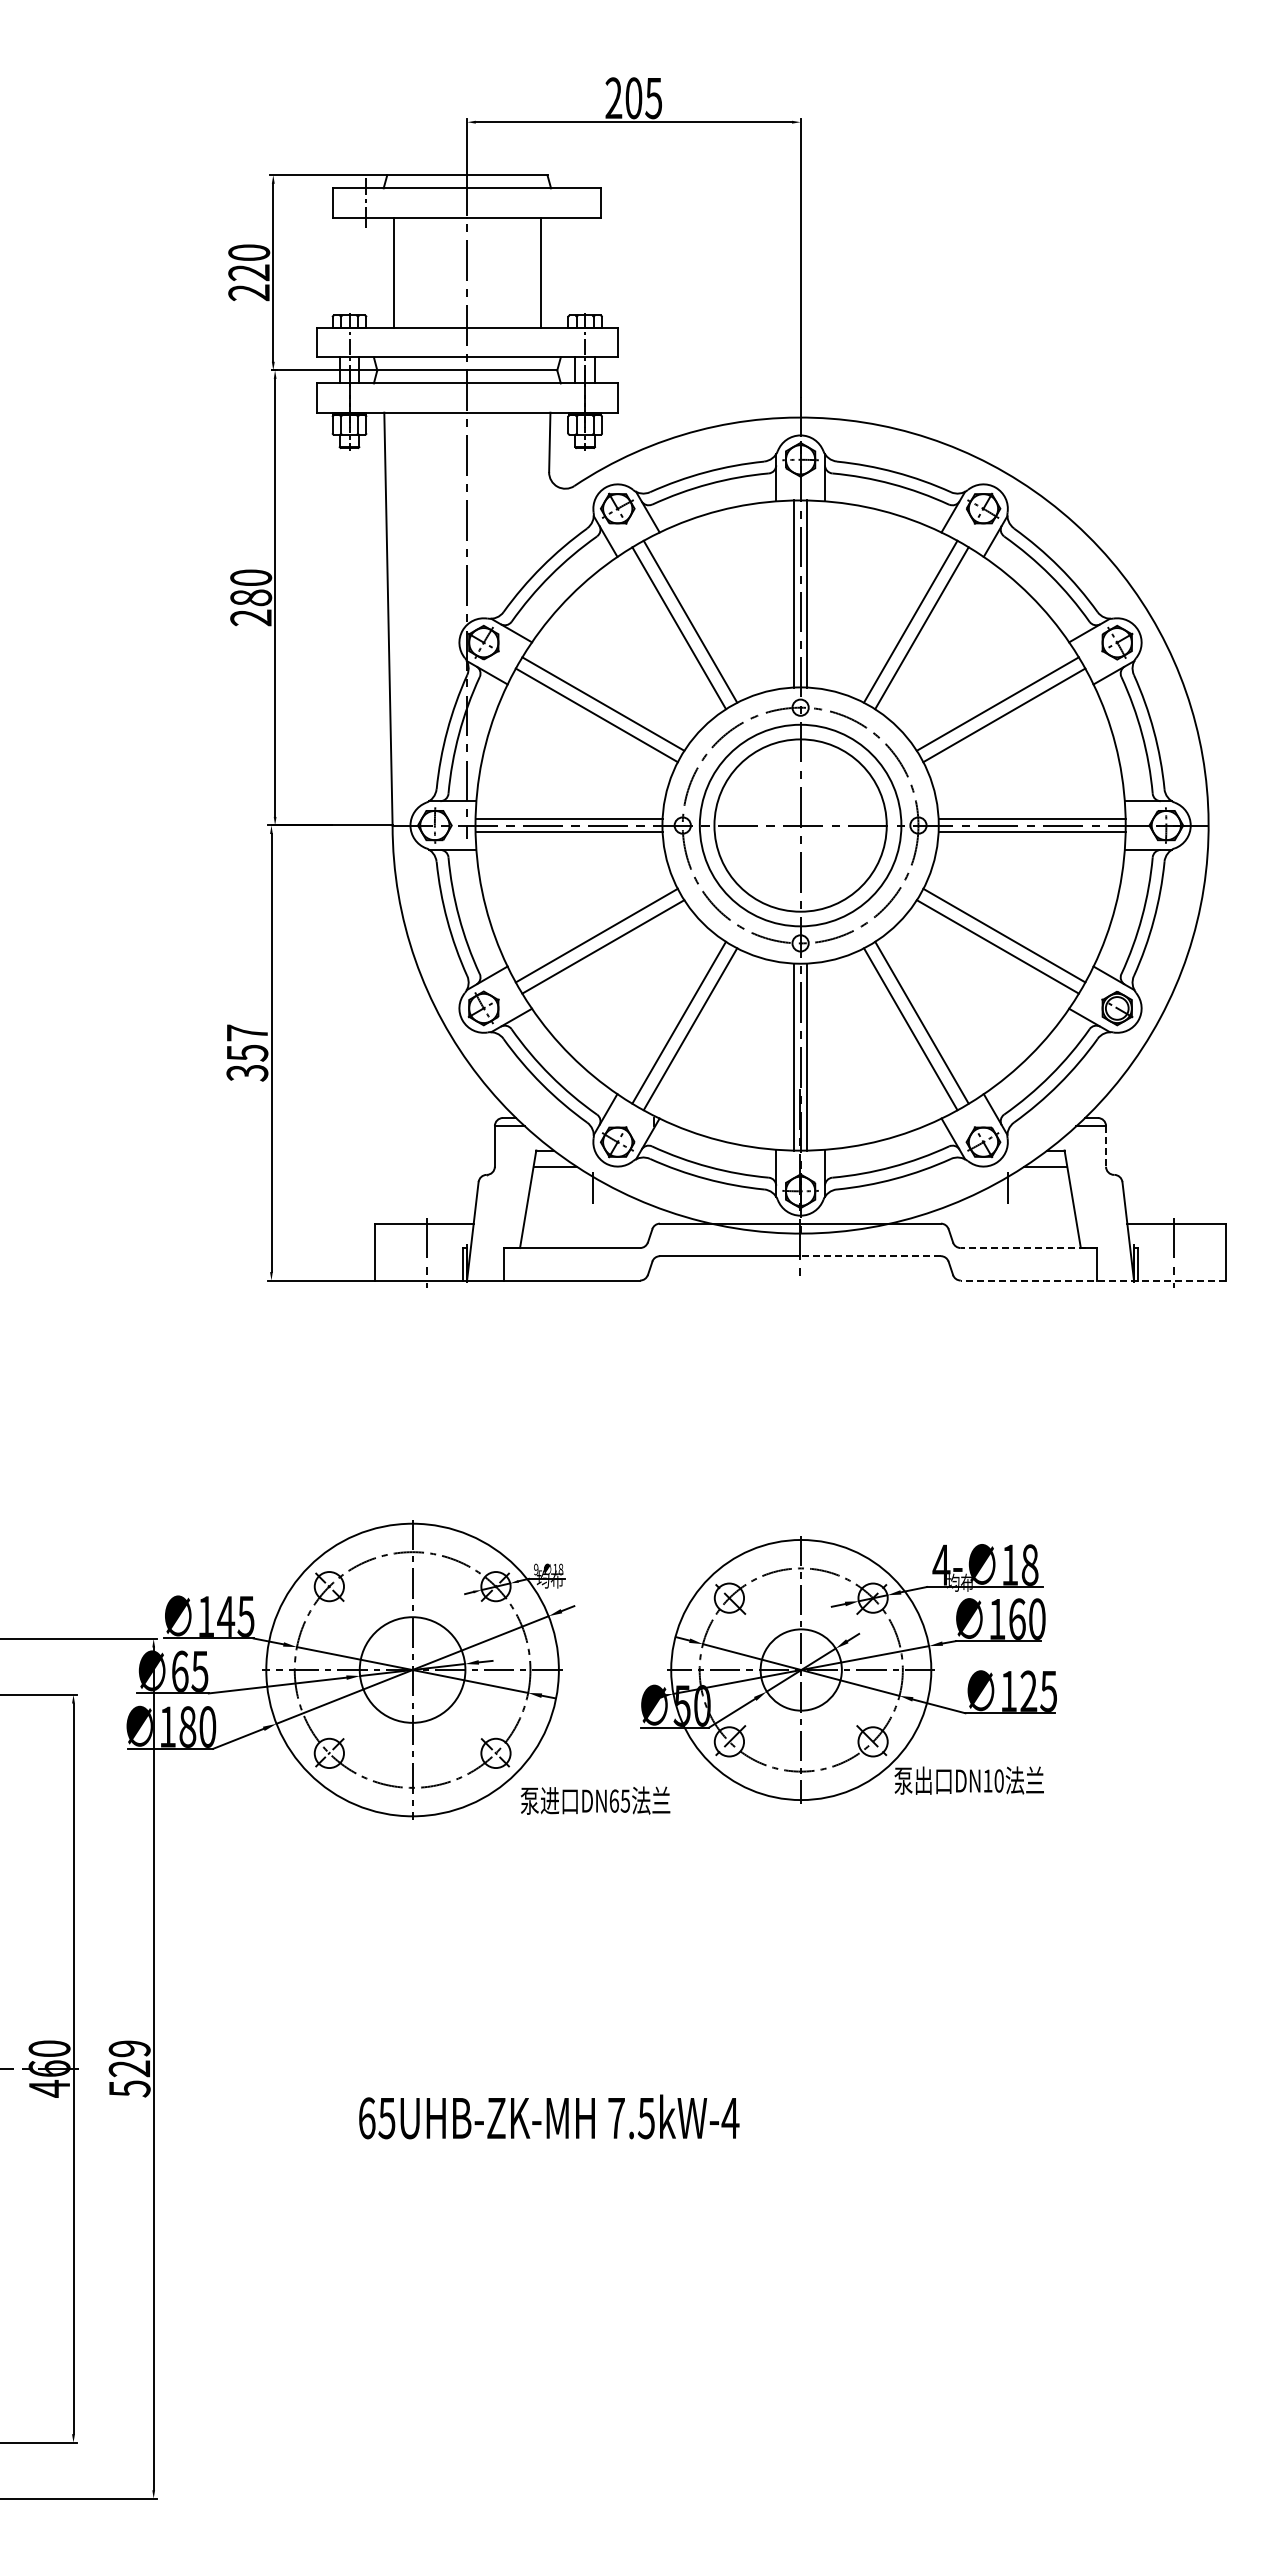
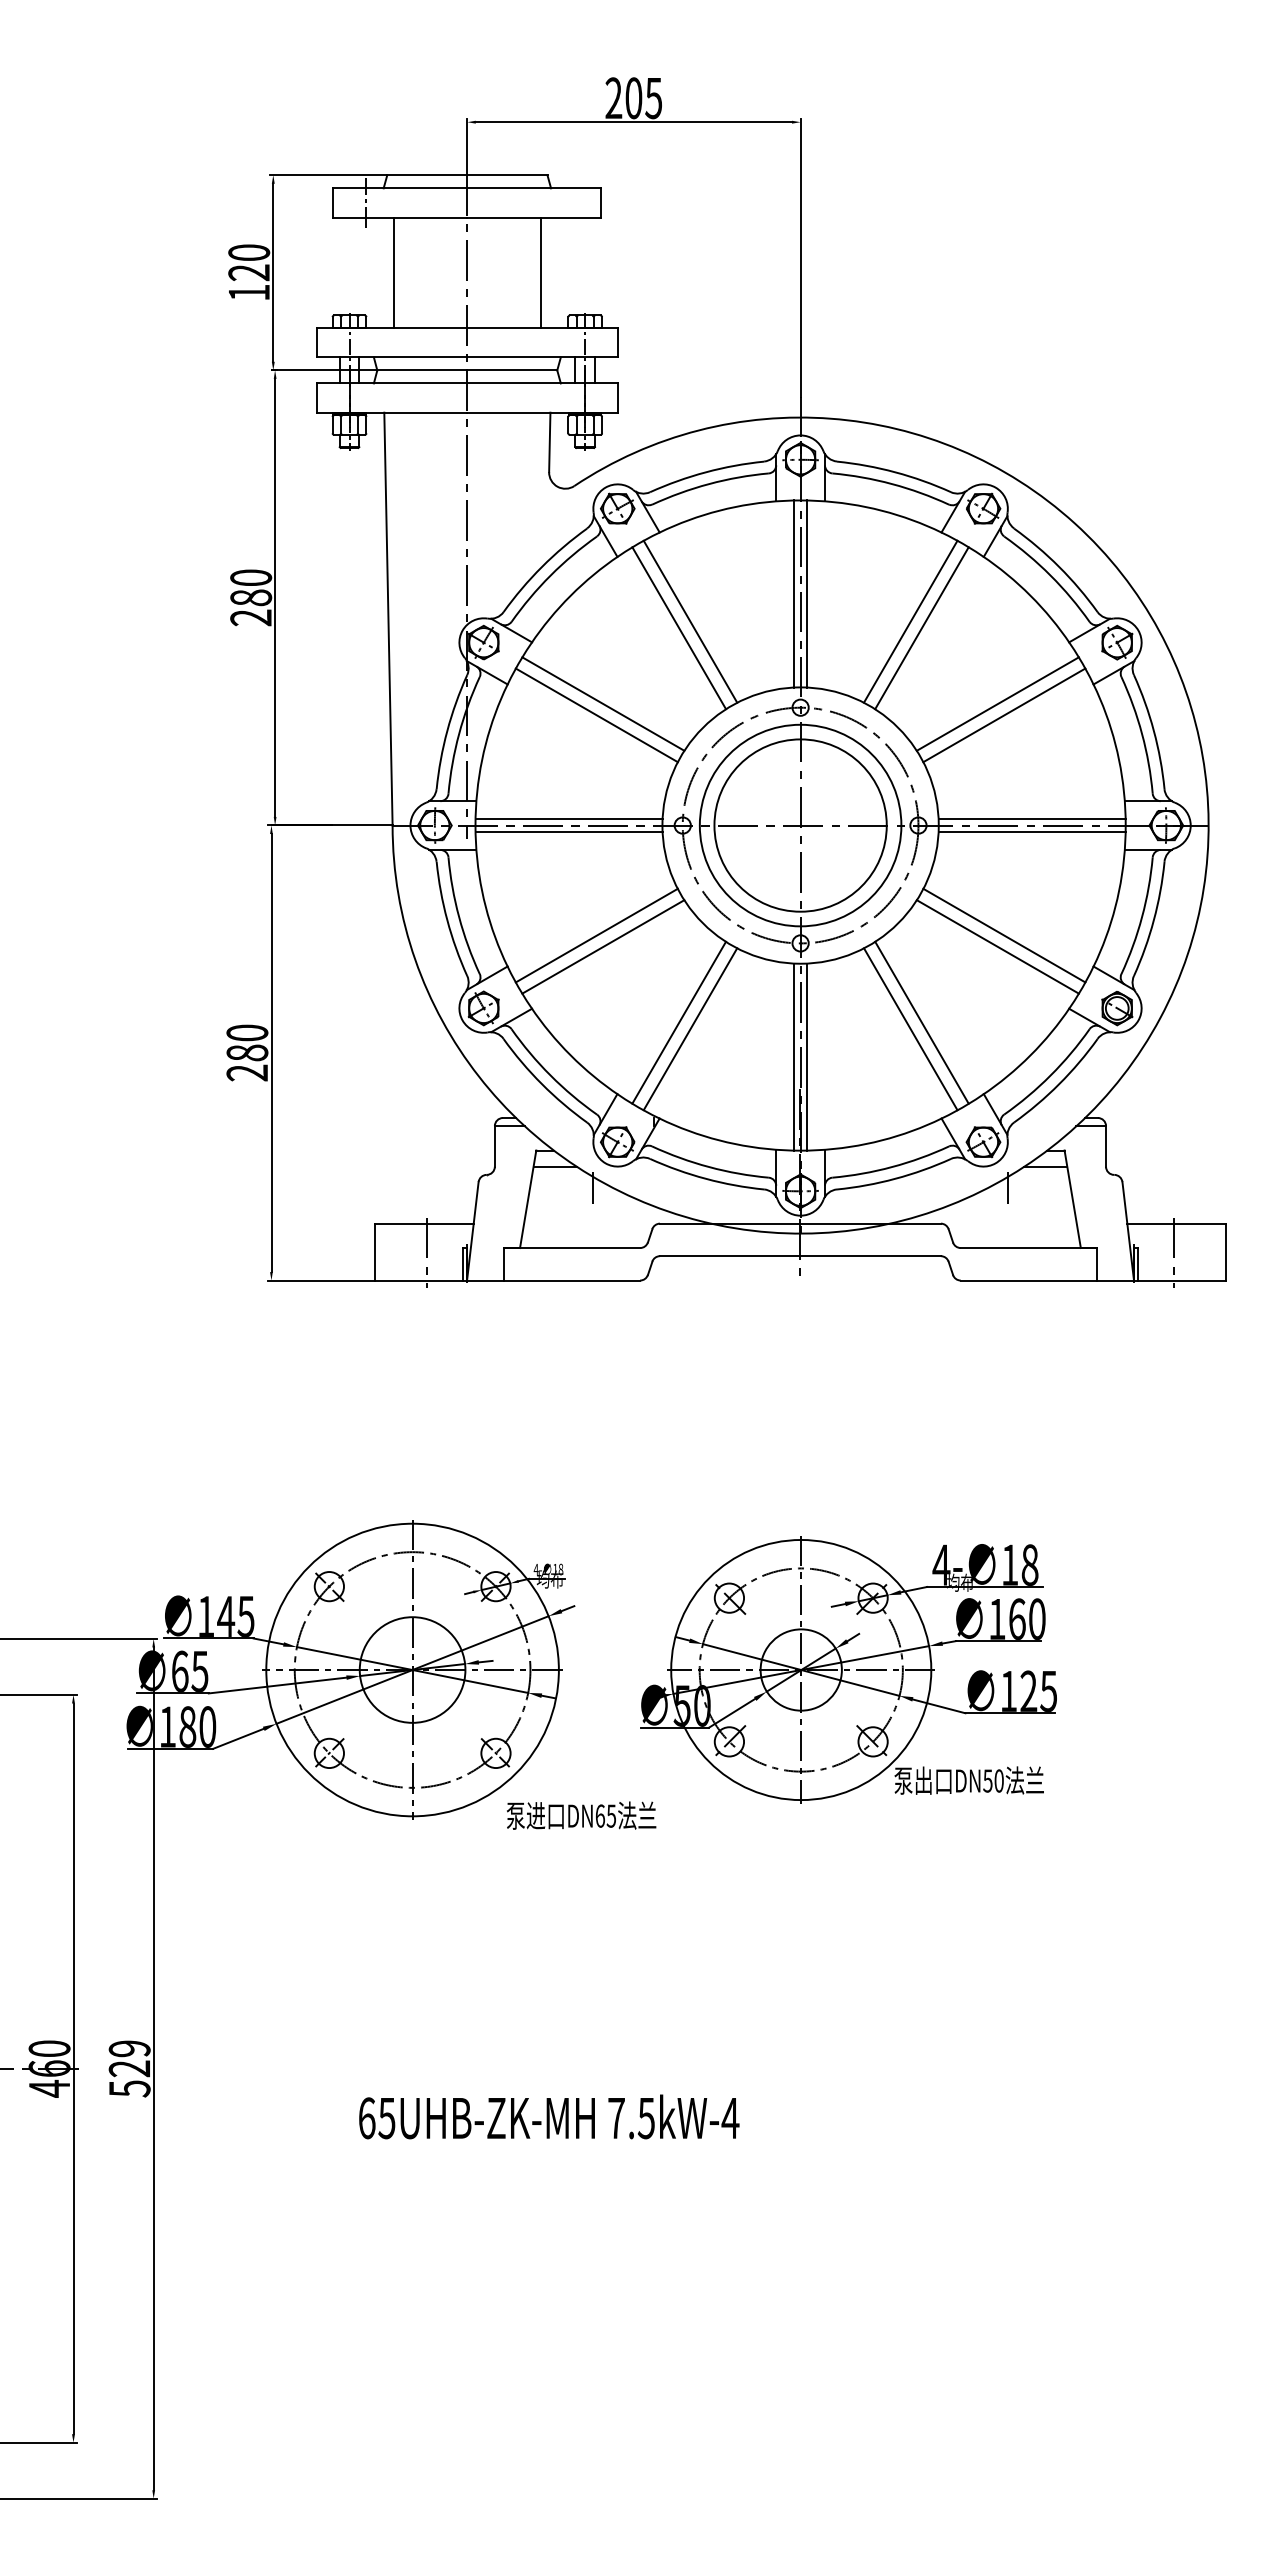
text: 220 -> 120 (248, 292)
text: 357 -> 280 (247, 1052)
line: dashed -> solid (1106, 1146)
line: dashed -> solid (1028, 1248)
line: dashed -> solid (870, 1256)
line: dashed -> solid (1093, 1280)
text: 9- -> 4- (535, 1569)
text: DN10 -> DN50 (987, 1780)
text position: (595, 1800) -> (581, 1815) (581, 1815)
